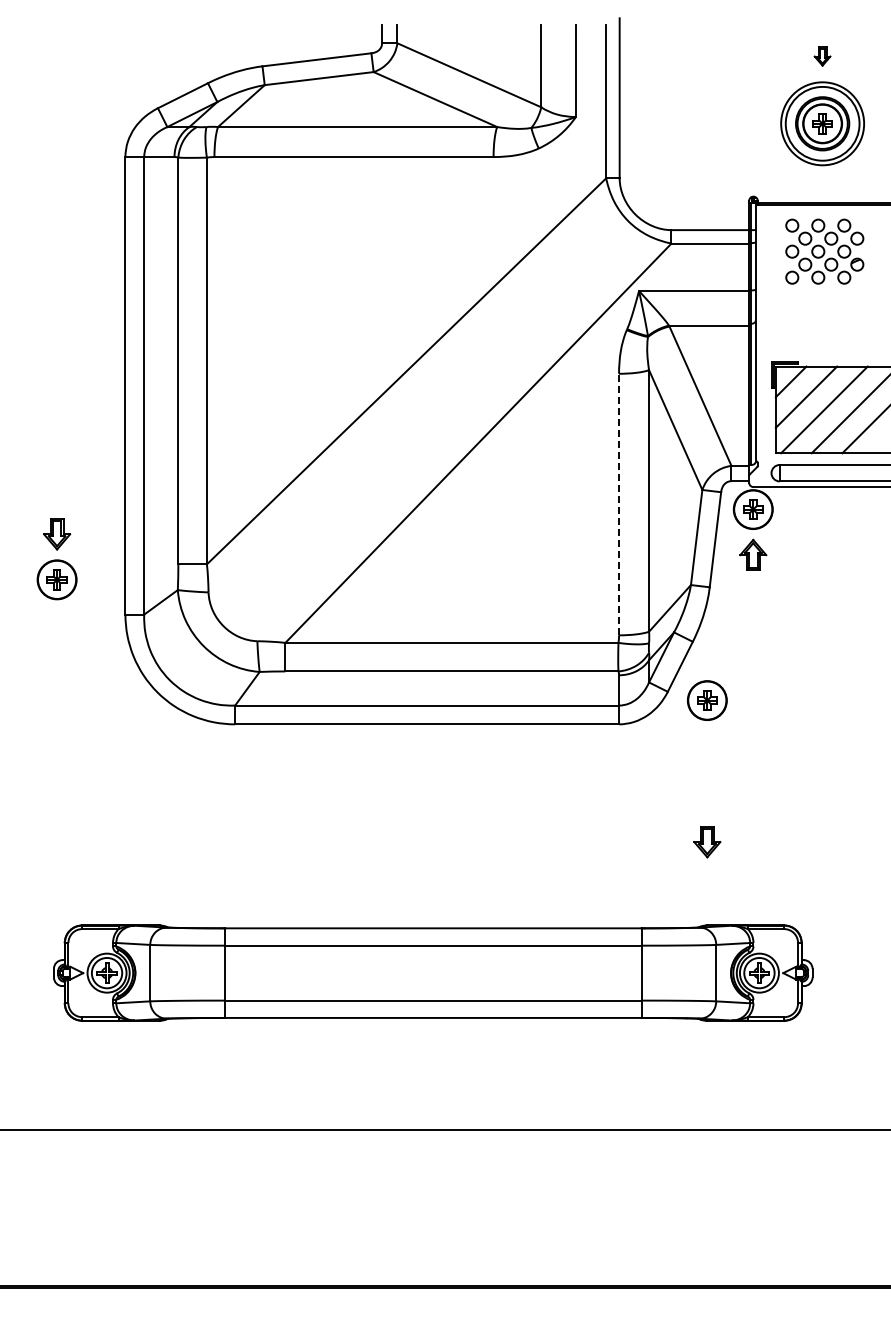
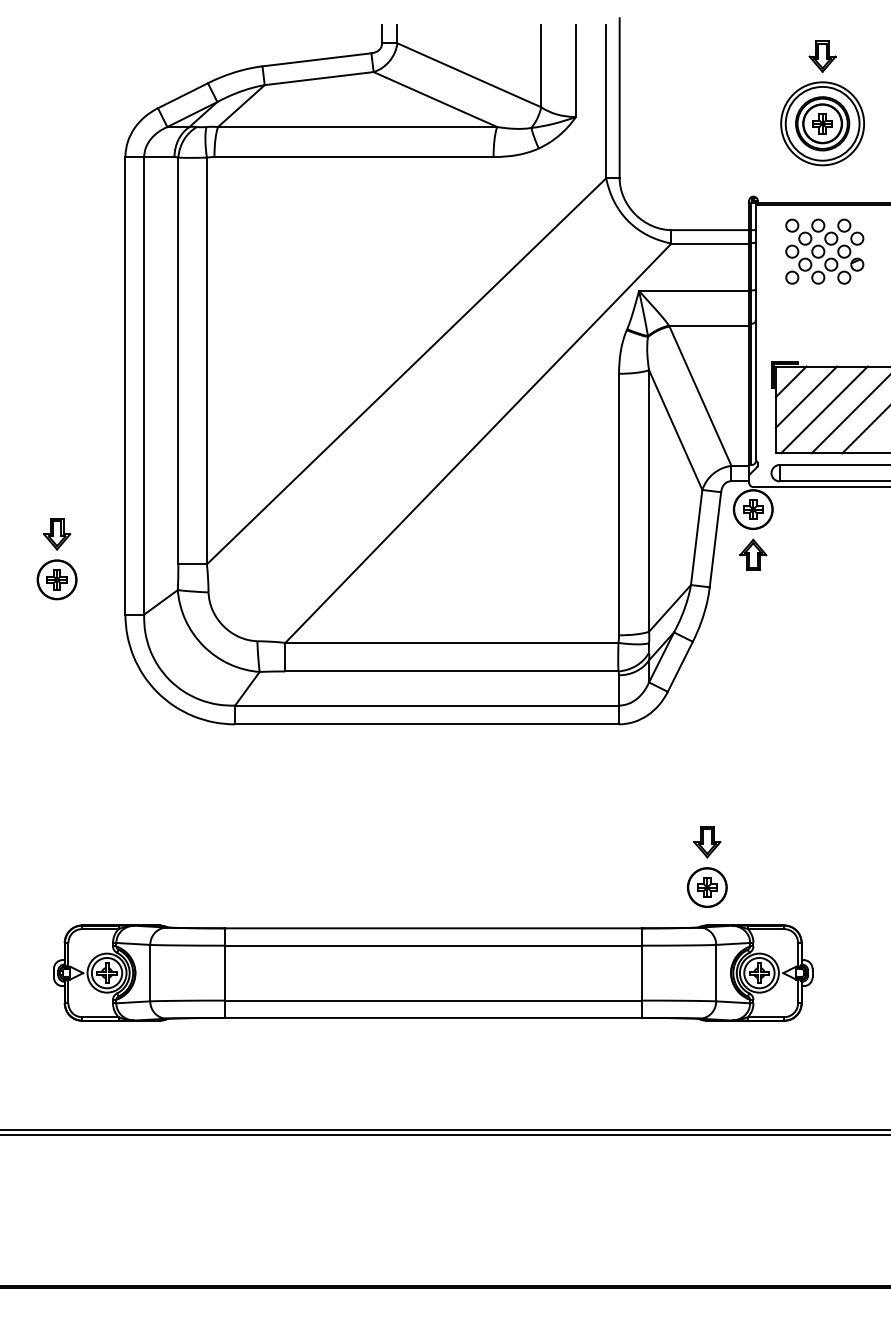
part size: 19x21 px -> 29x33 px (822, 56)
line: dashed -> solid (619, 504)
part position: (707, 700) -> (707, 887) (707, 887)
line: none -> present (444, 1134)
